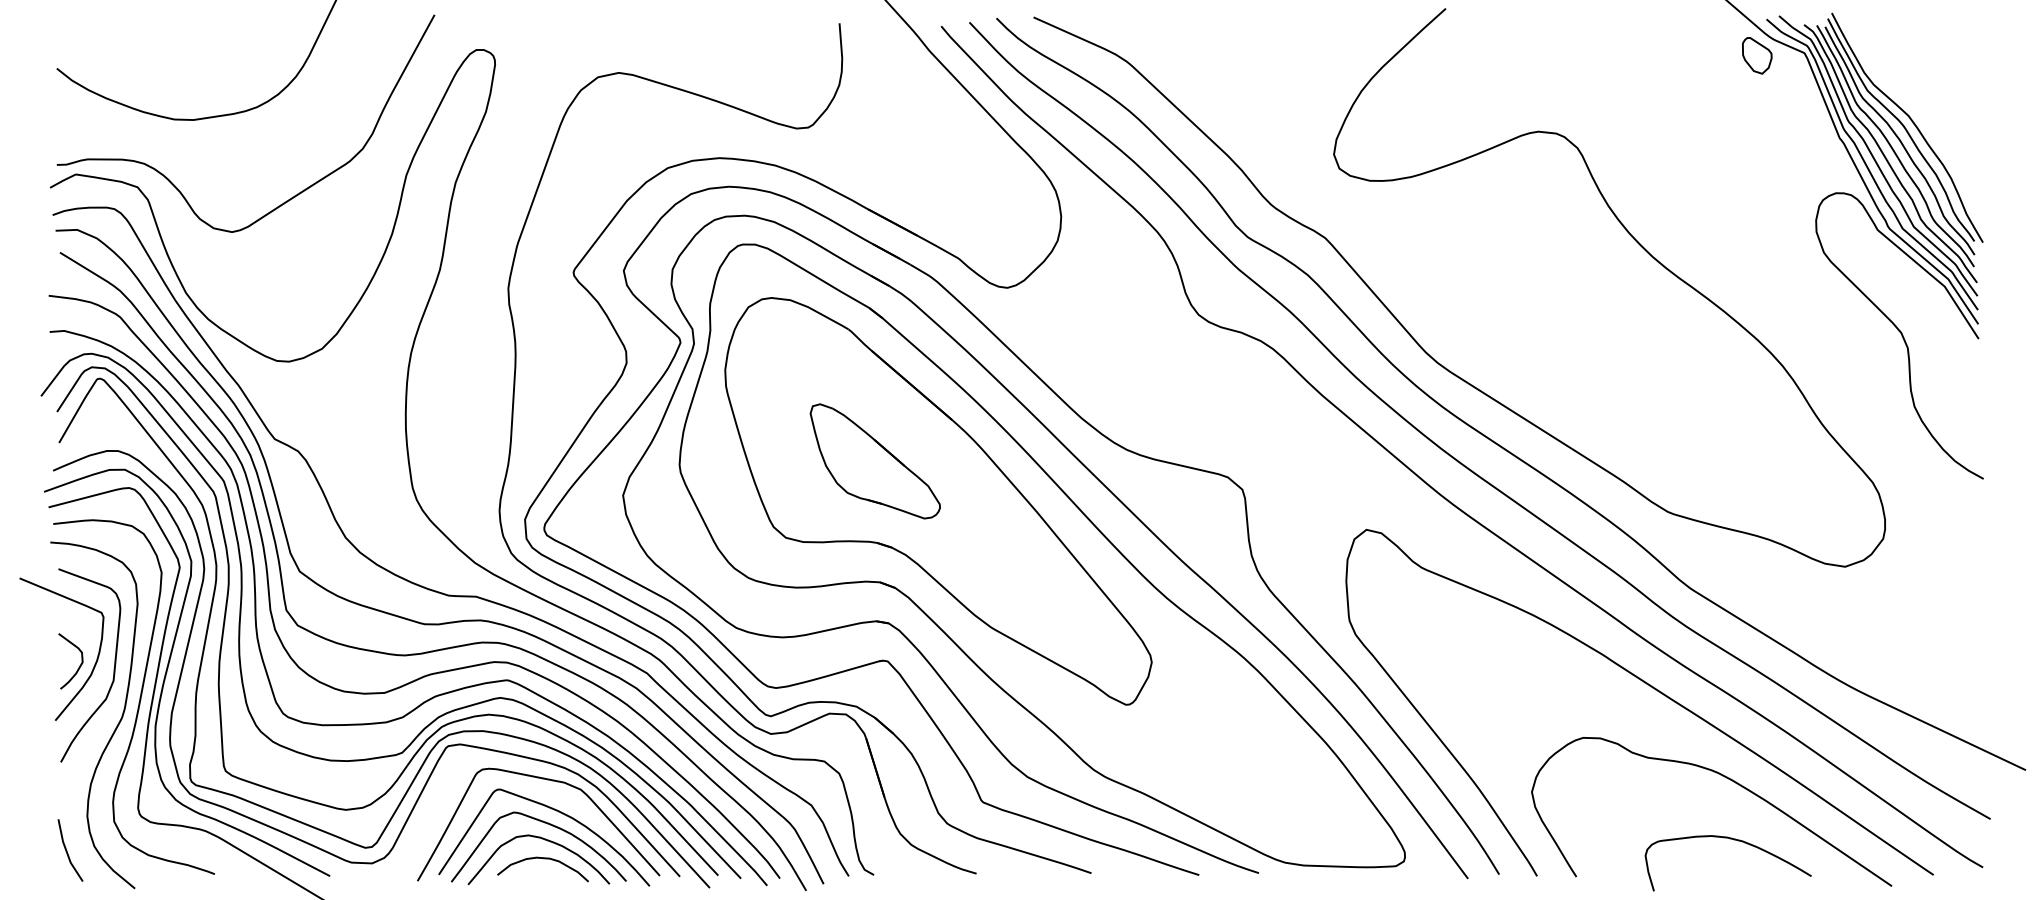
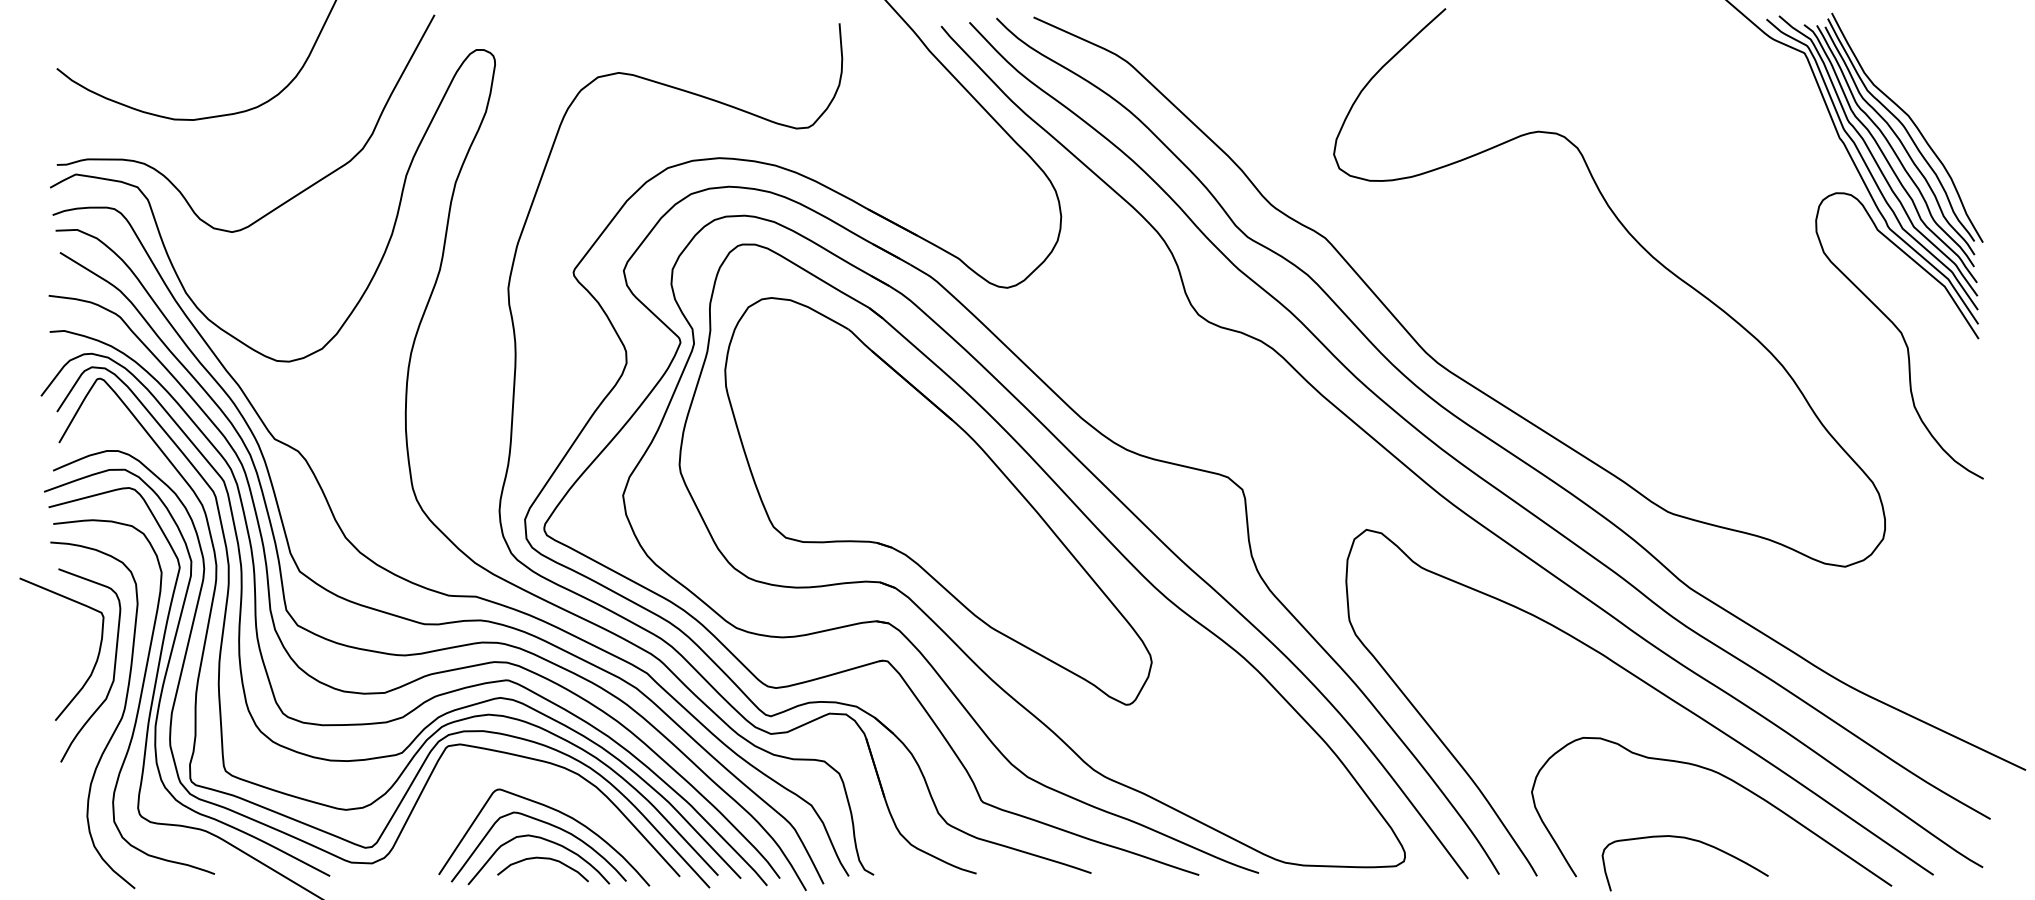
part: present -> none (1757, 55)
part: present -> none (874, 461)
curve: present -> none (79, 665)
curve: present -> none (547, 780)
curve position: (1734, 840) -> (1691, 840) (1691, 840)
line: present -> none (67, 850)
